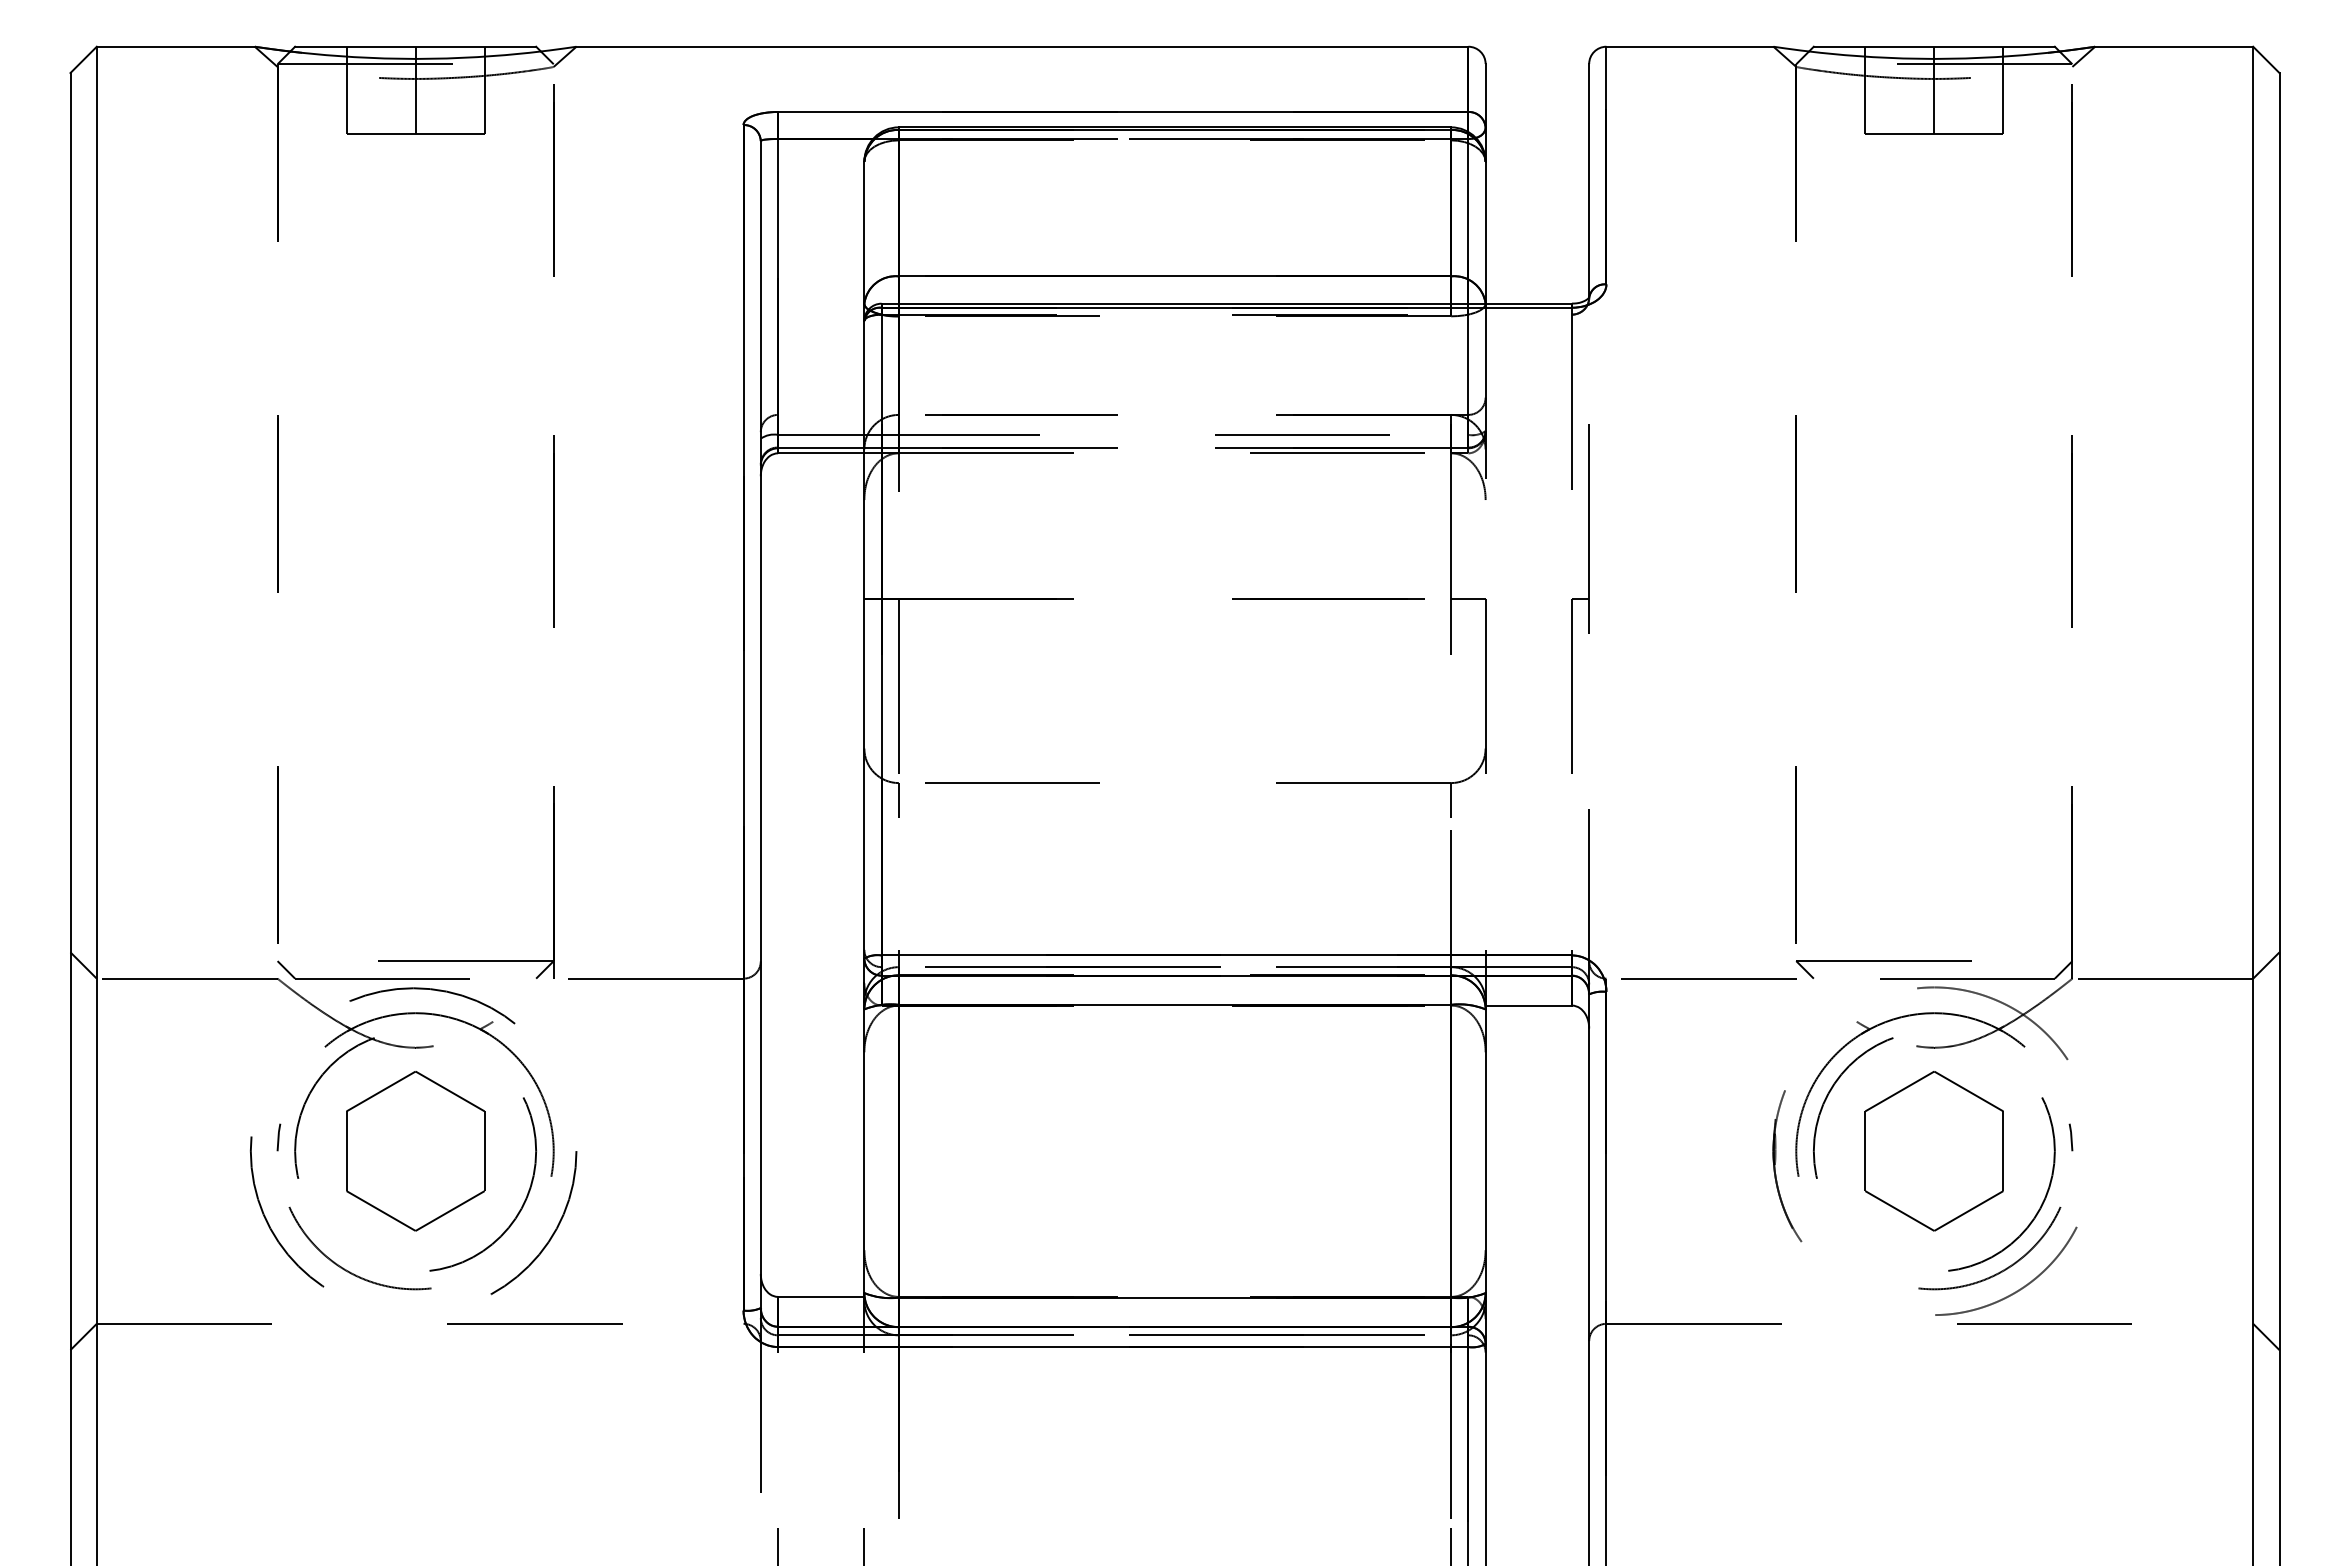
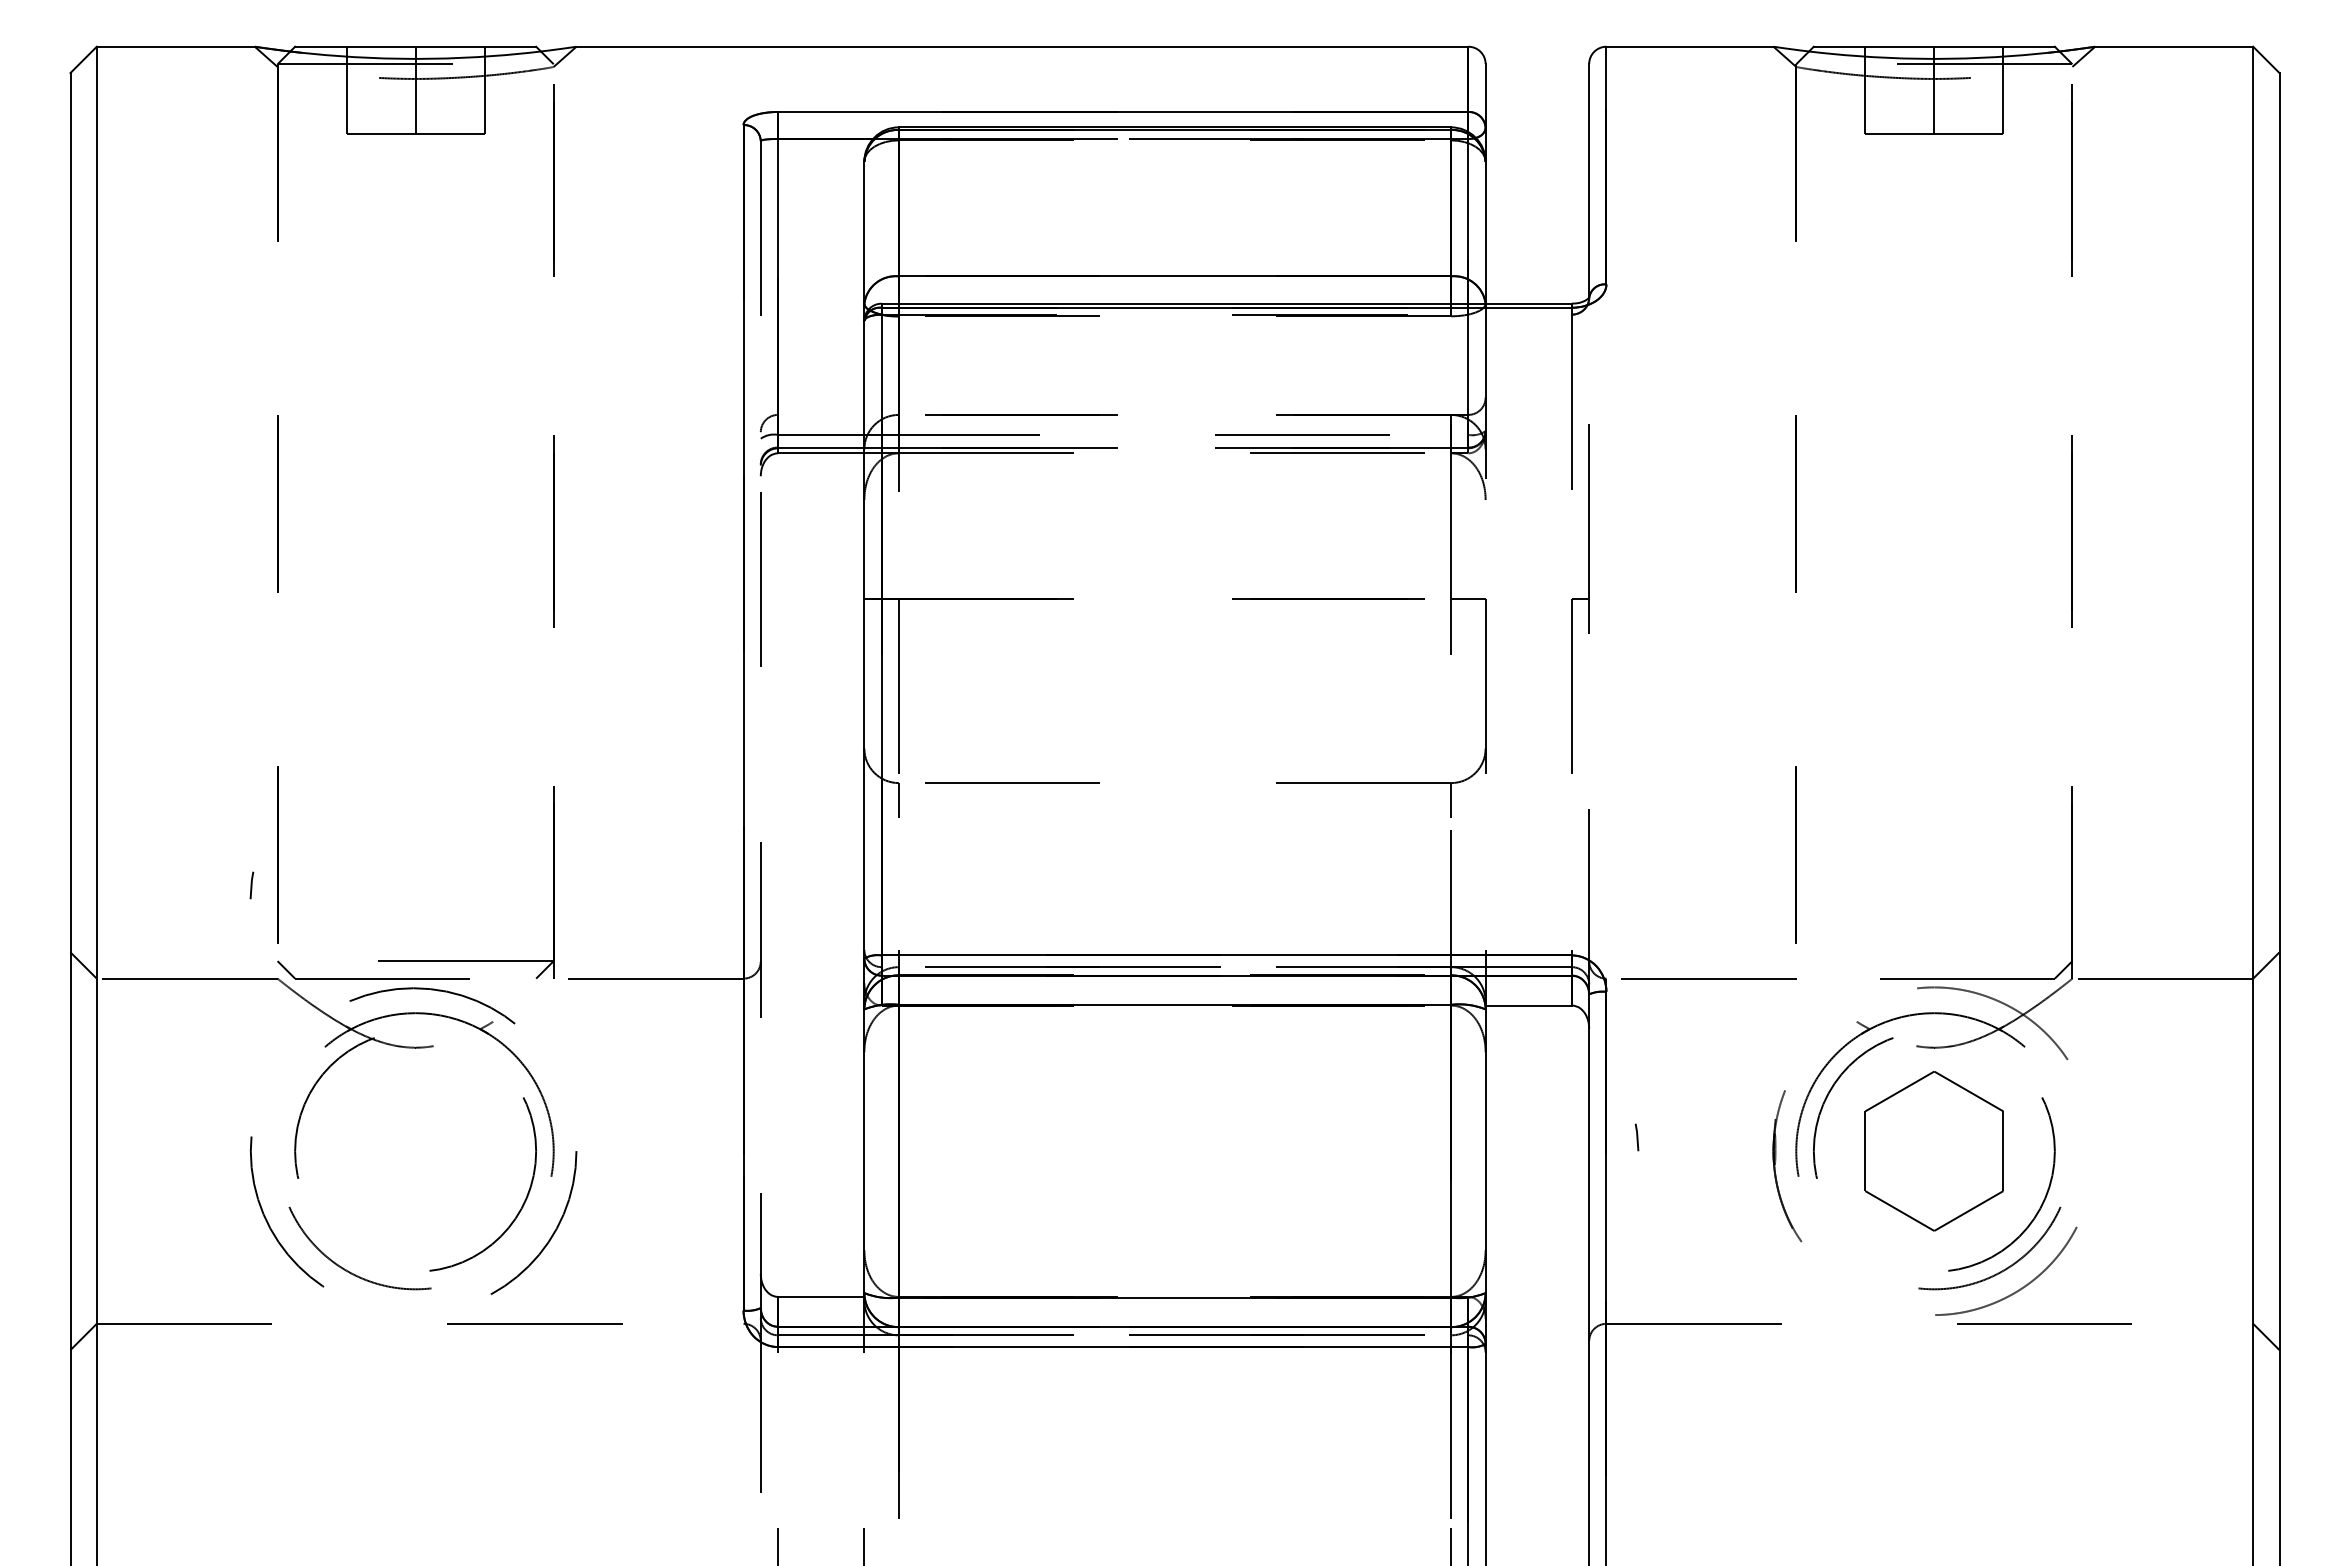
line: solid -> dashed (760, 724)
part: present -> none (1883, 961)
line position: (278, 1137) -> (251, 885) (251, 885)
line position: (2070, 1137) -> (1636, 1137) (1636, 1137)
part: present -> none (415, 1151)
